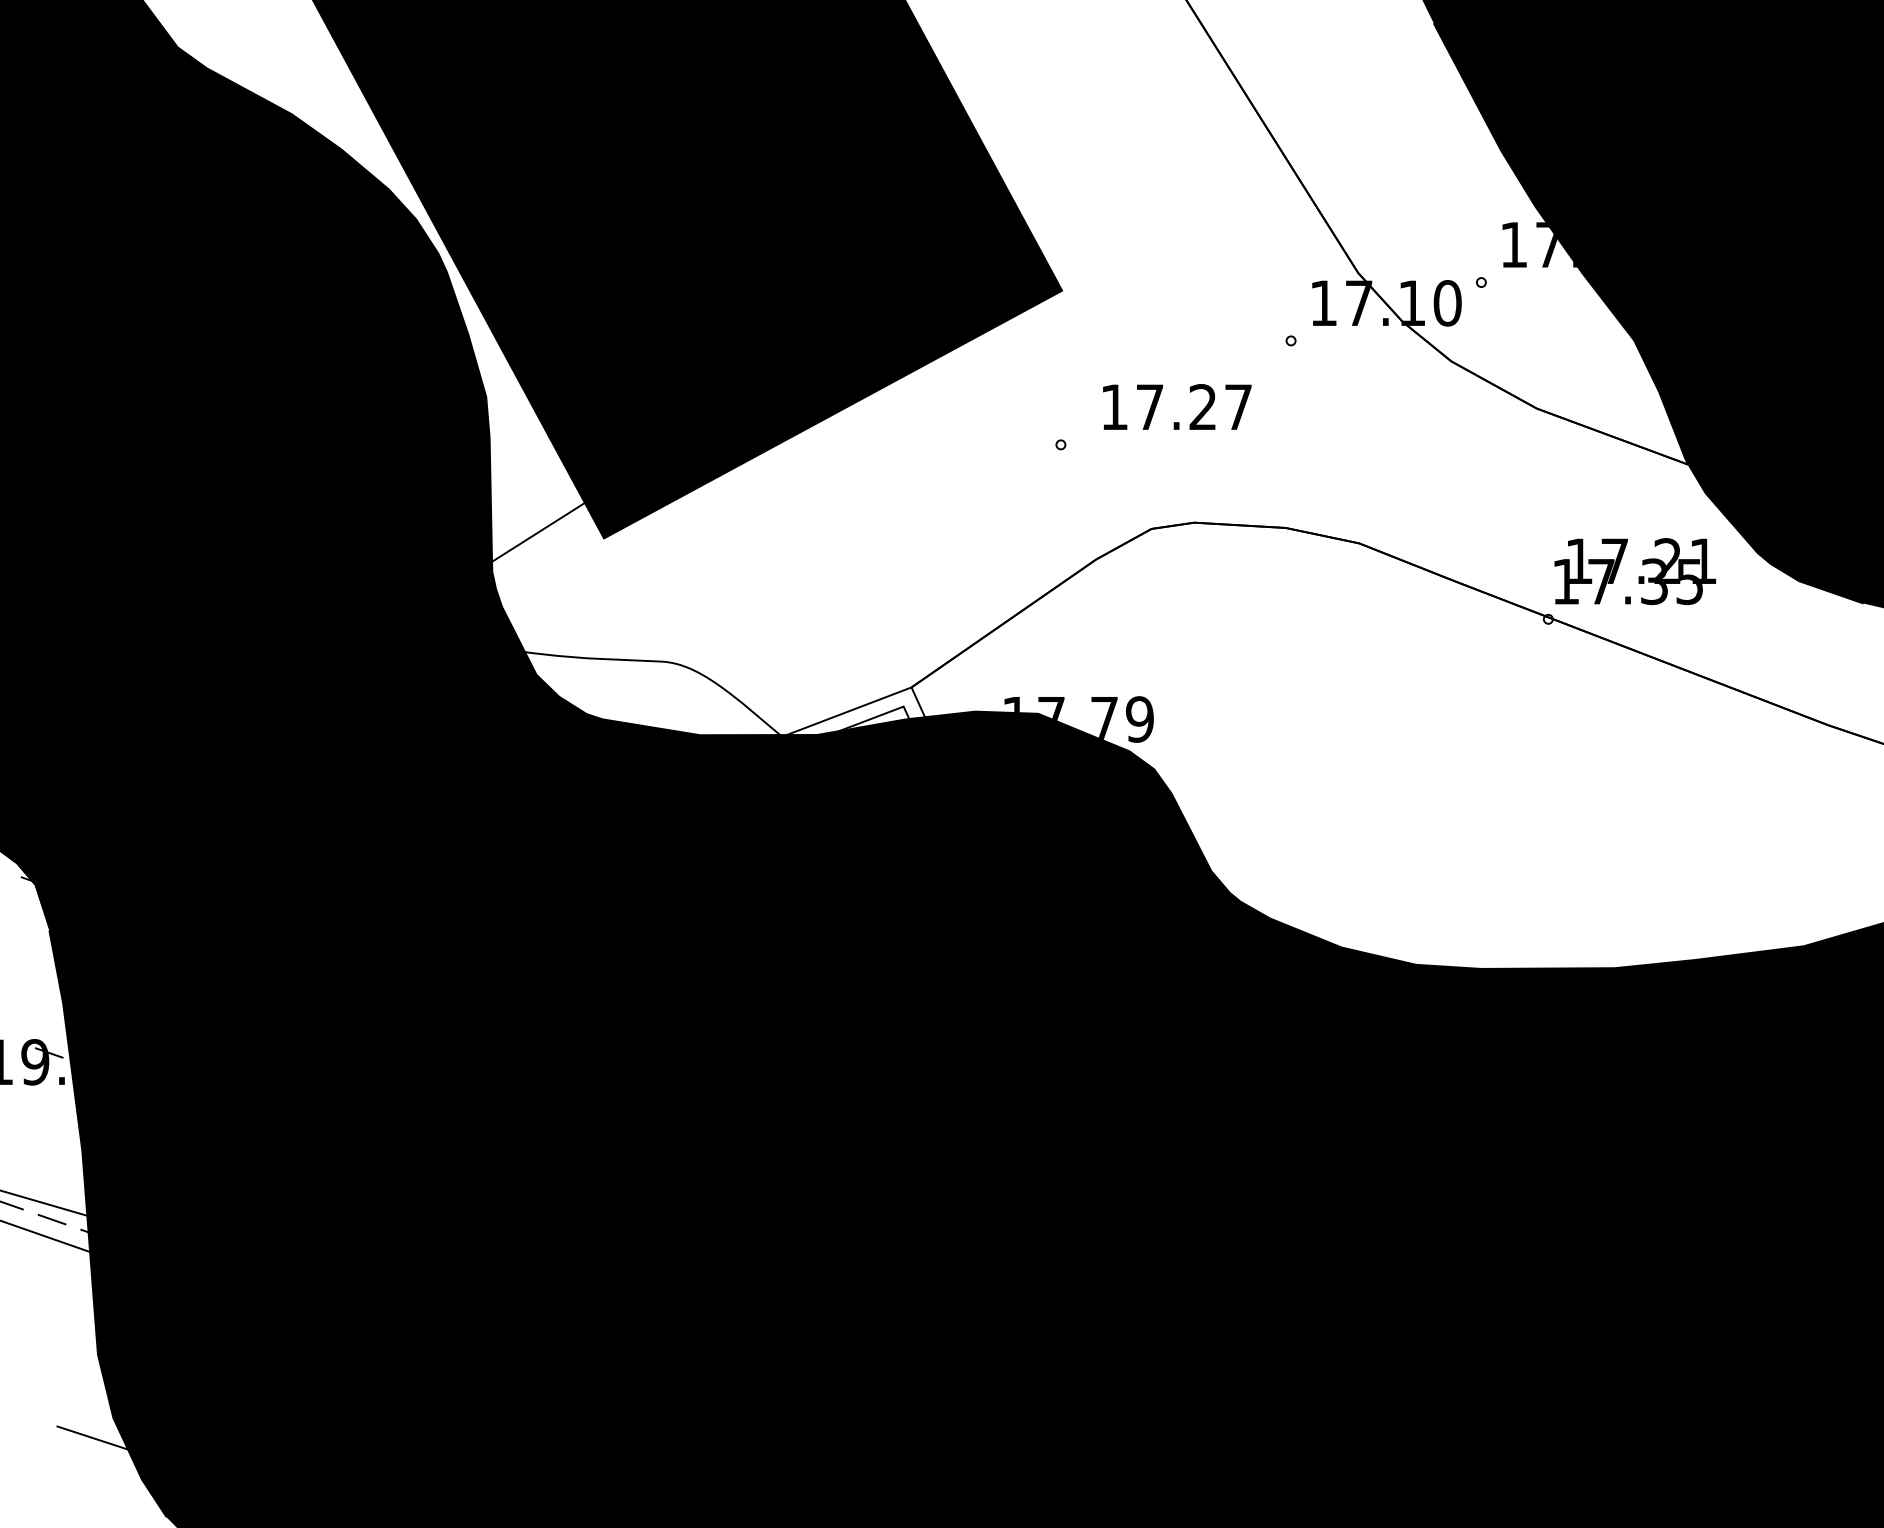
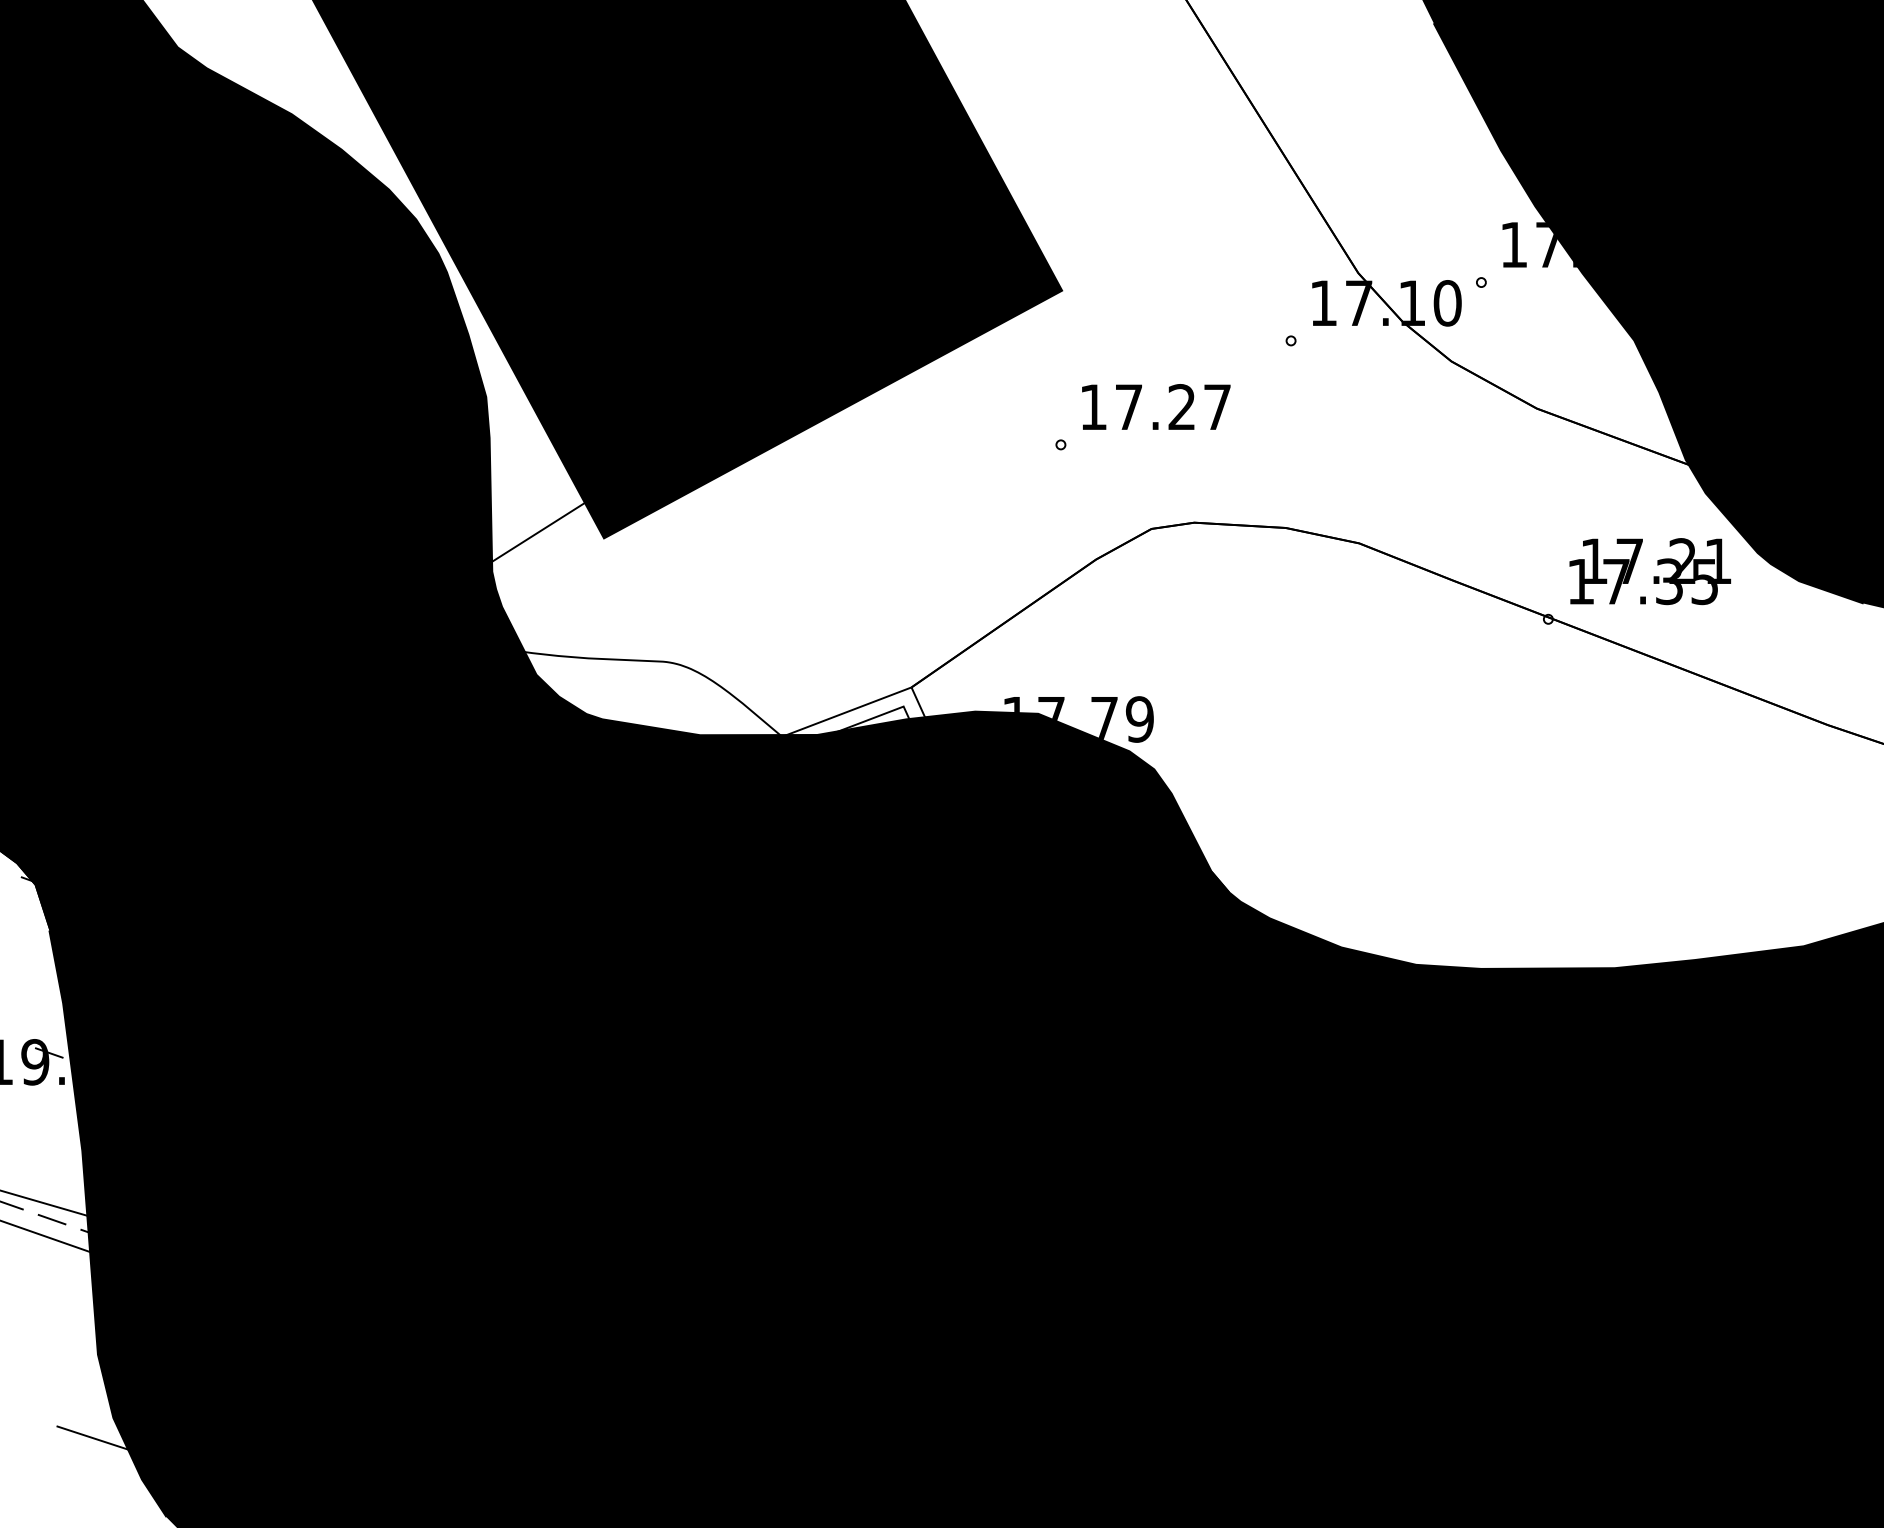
text position: (1177, 406) -> (1156, 406) (1156, 406)
text position: (1635, 571) -> (1650, 571) (1650, 571)
